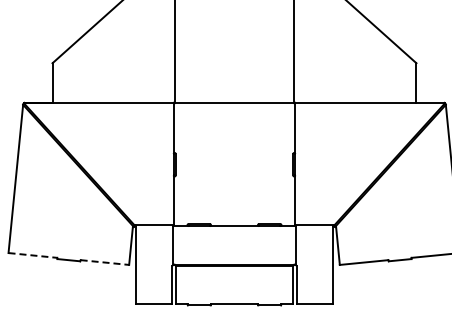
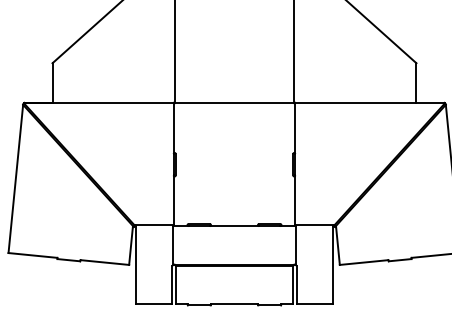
line: dashed -> solid (32, 255)
line: dashed -> solid (105, 262)
